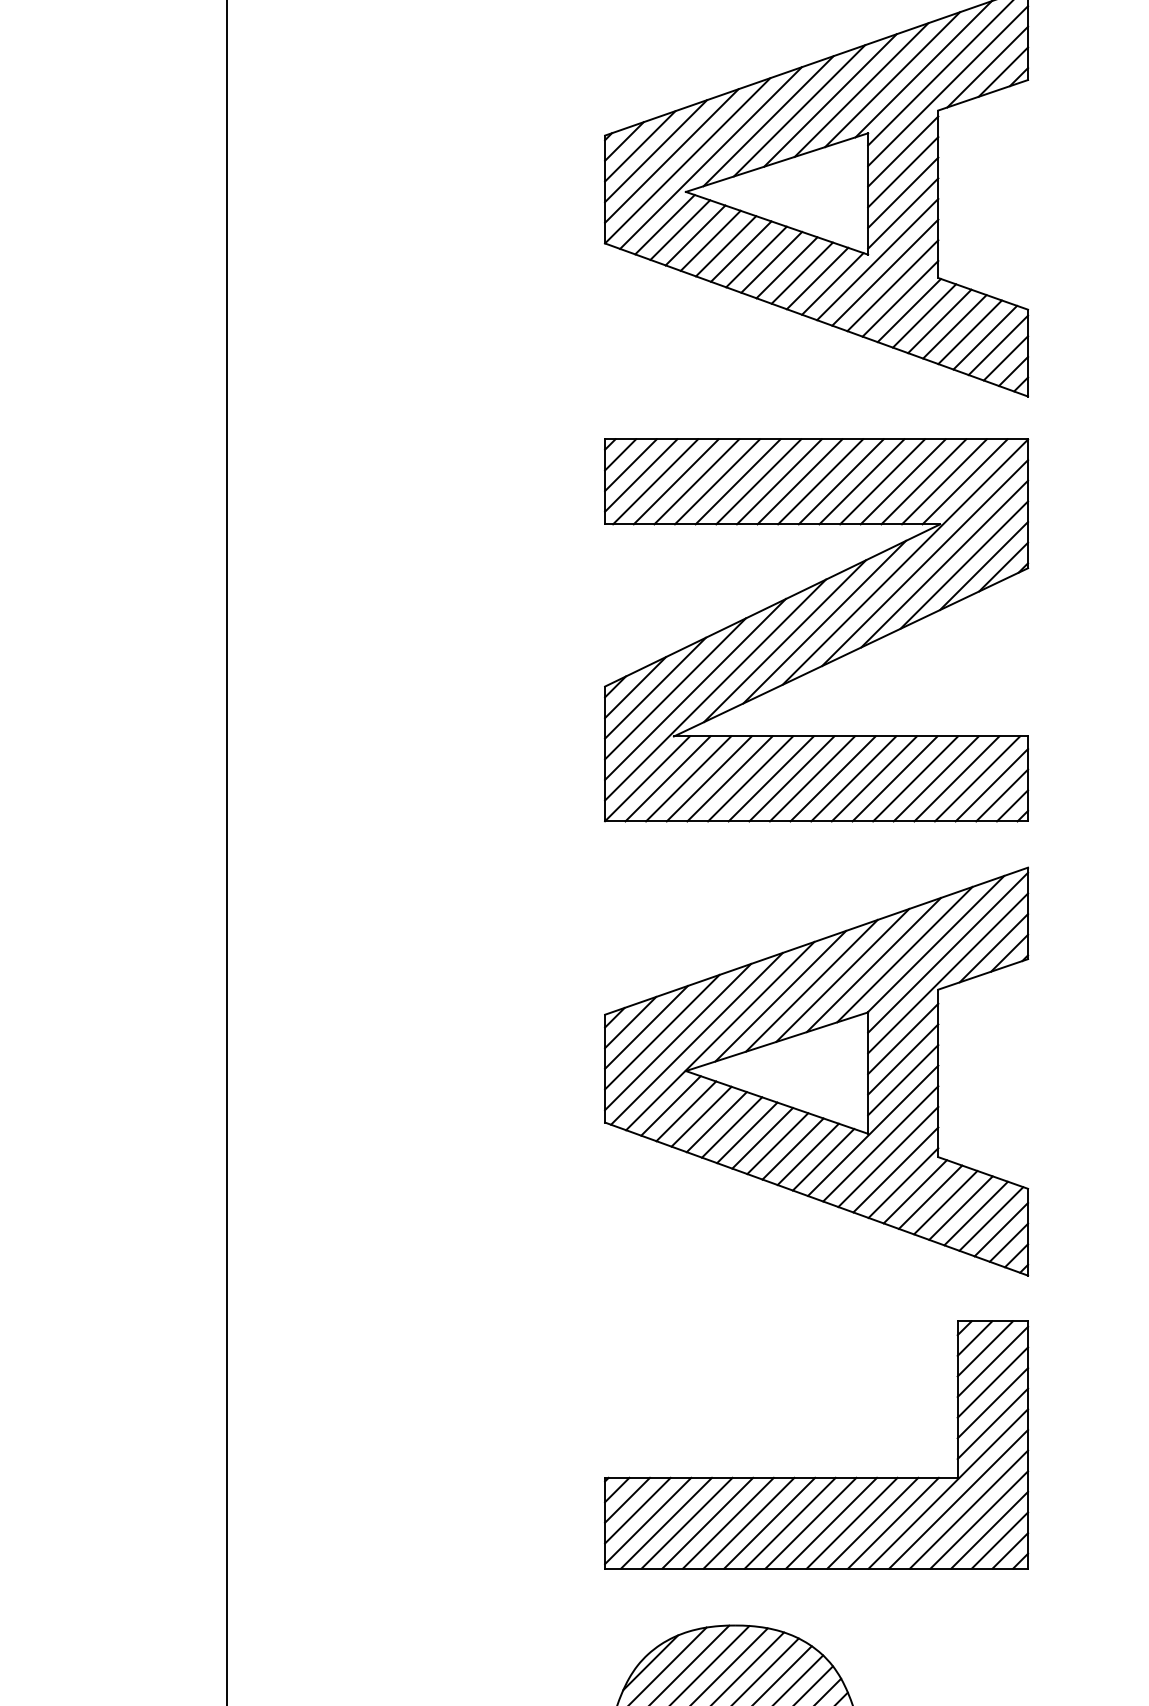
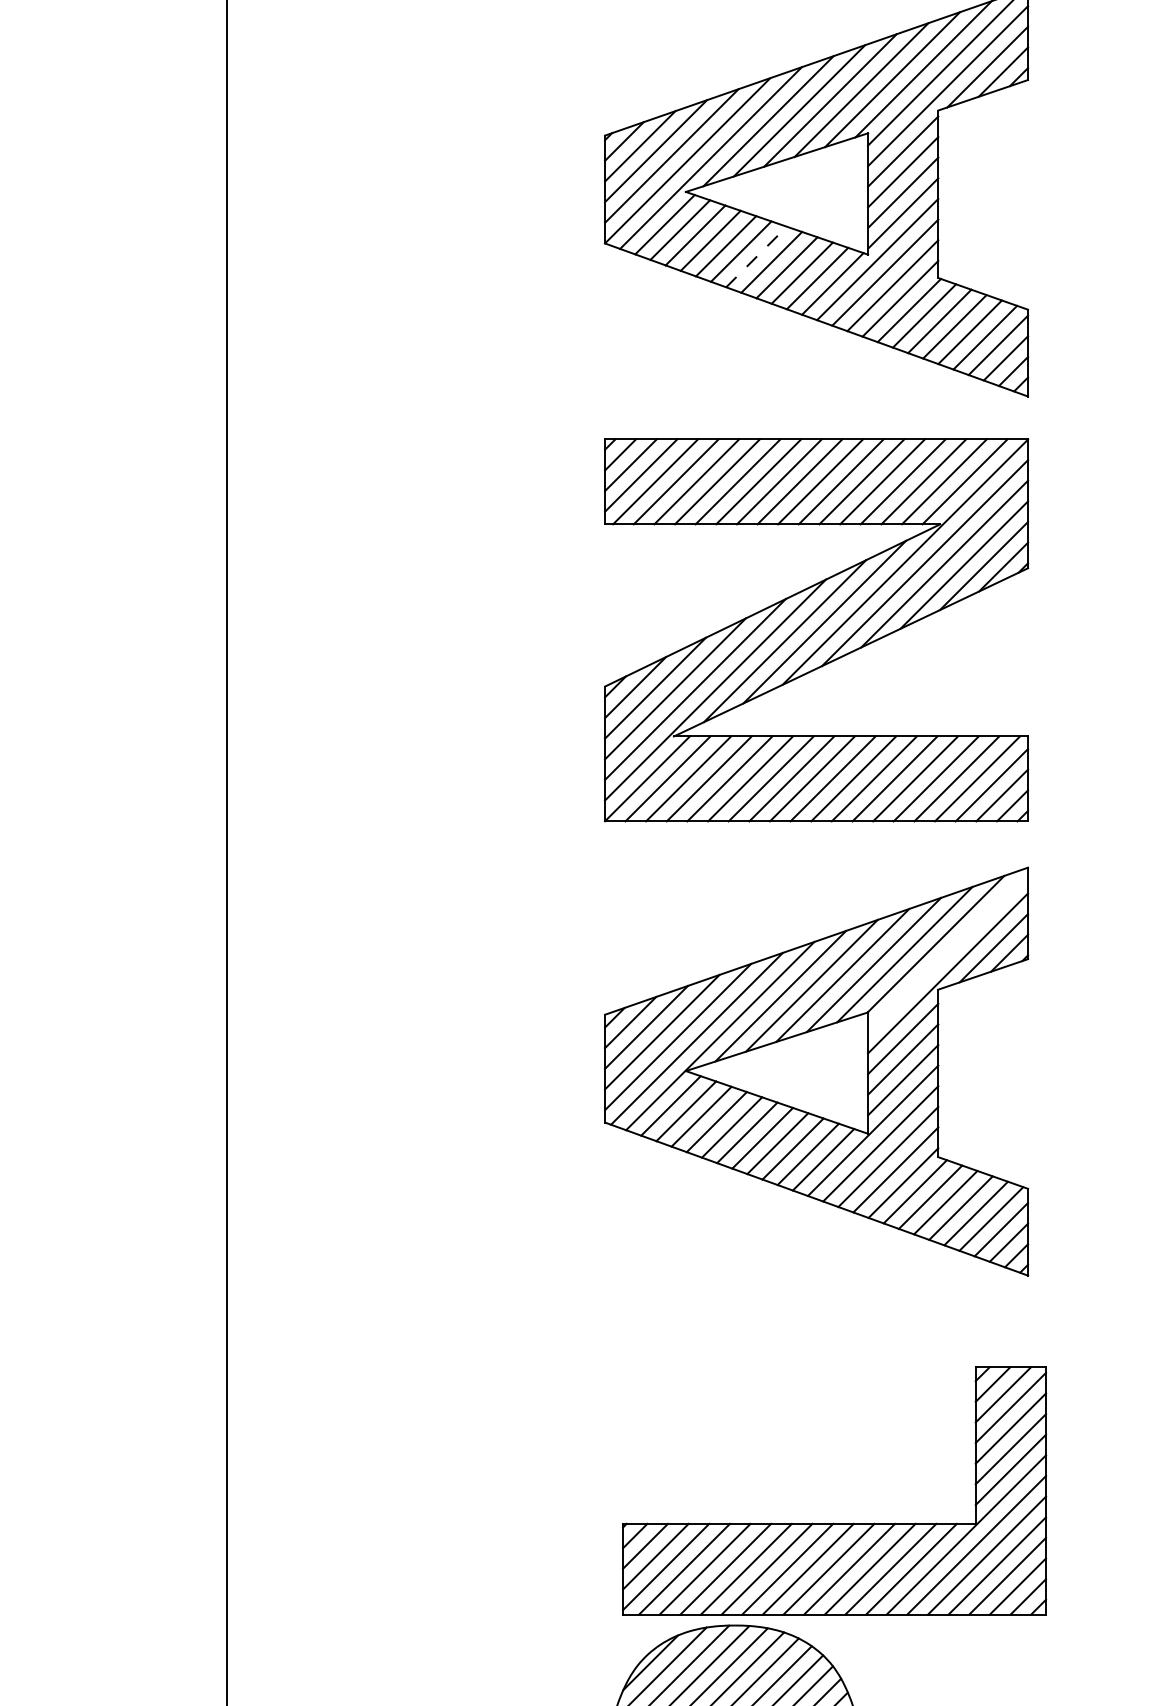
line: solid -> dashed (756, 257)
line: present -> none (948, 952)
part position: (815, 1476) -> (833, 1522) (833, 1522)
